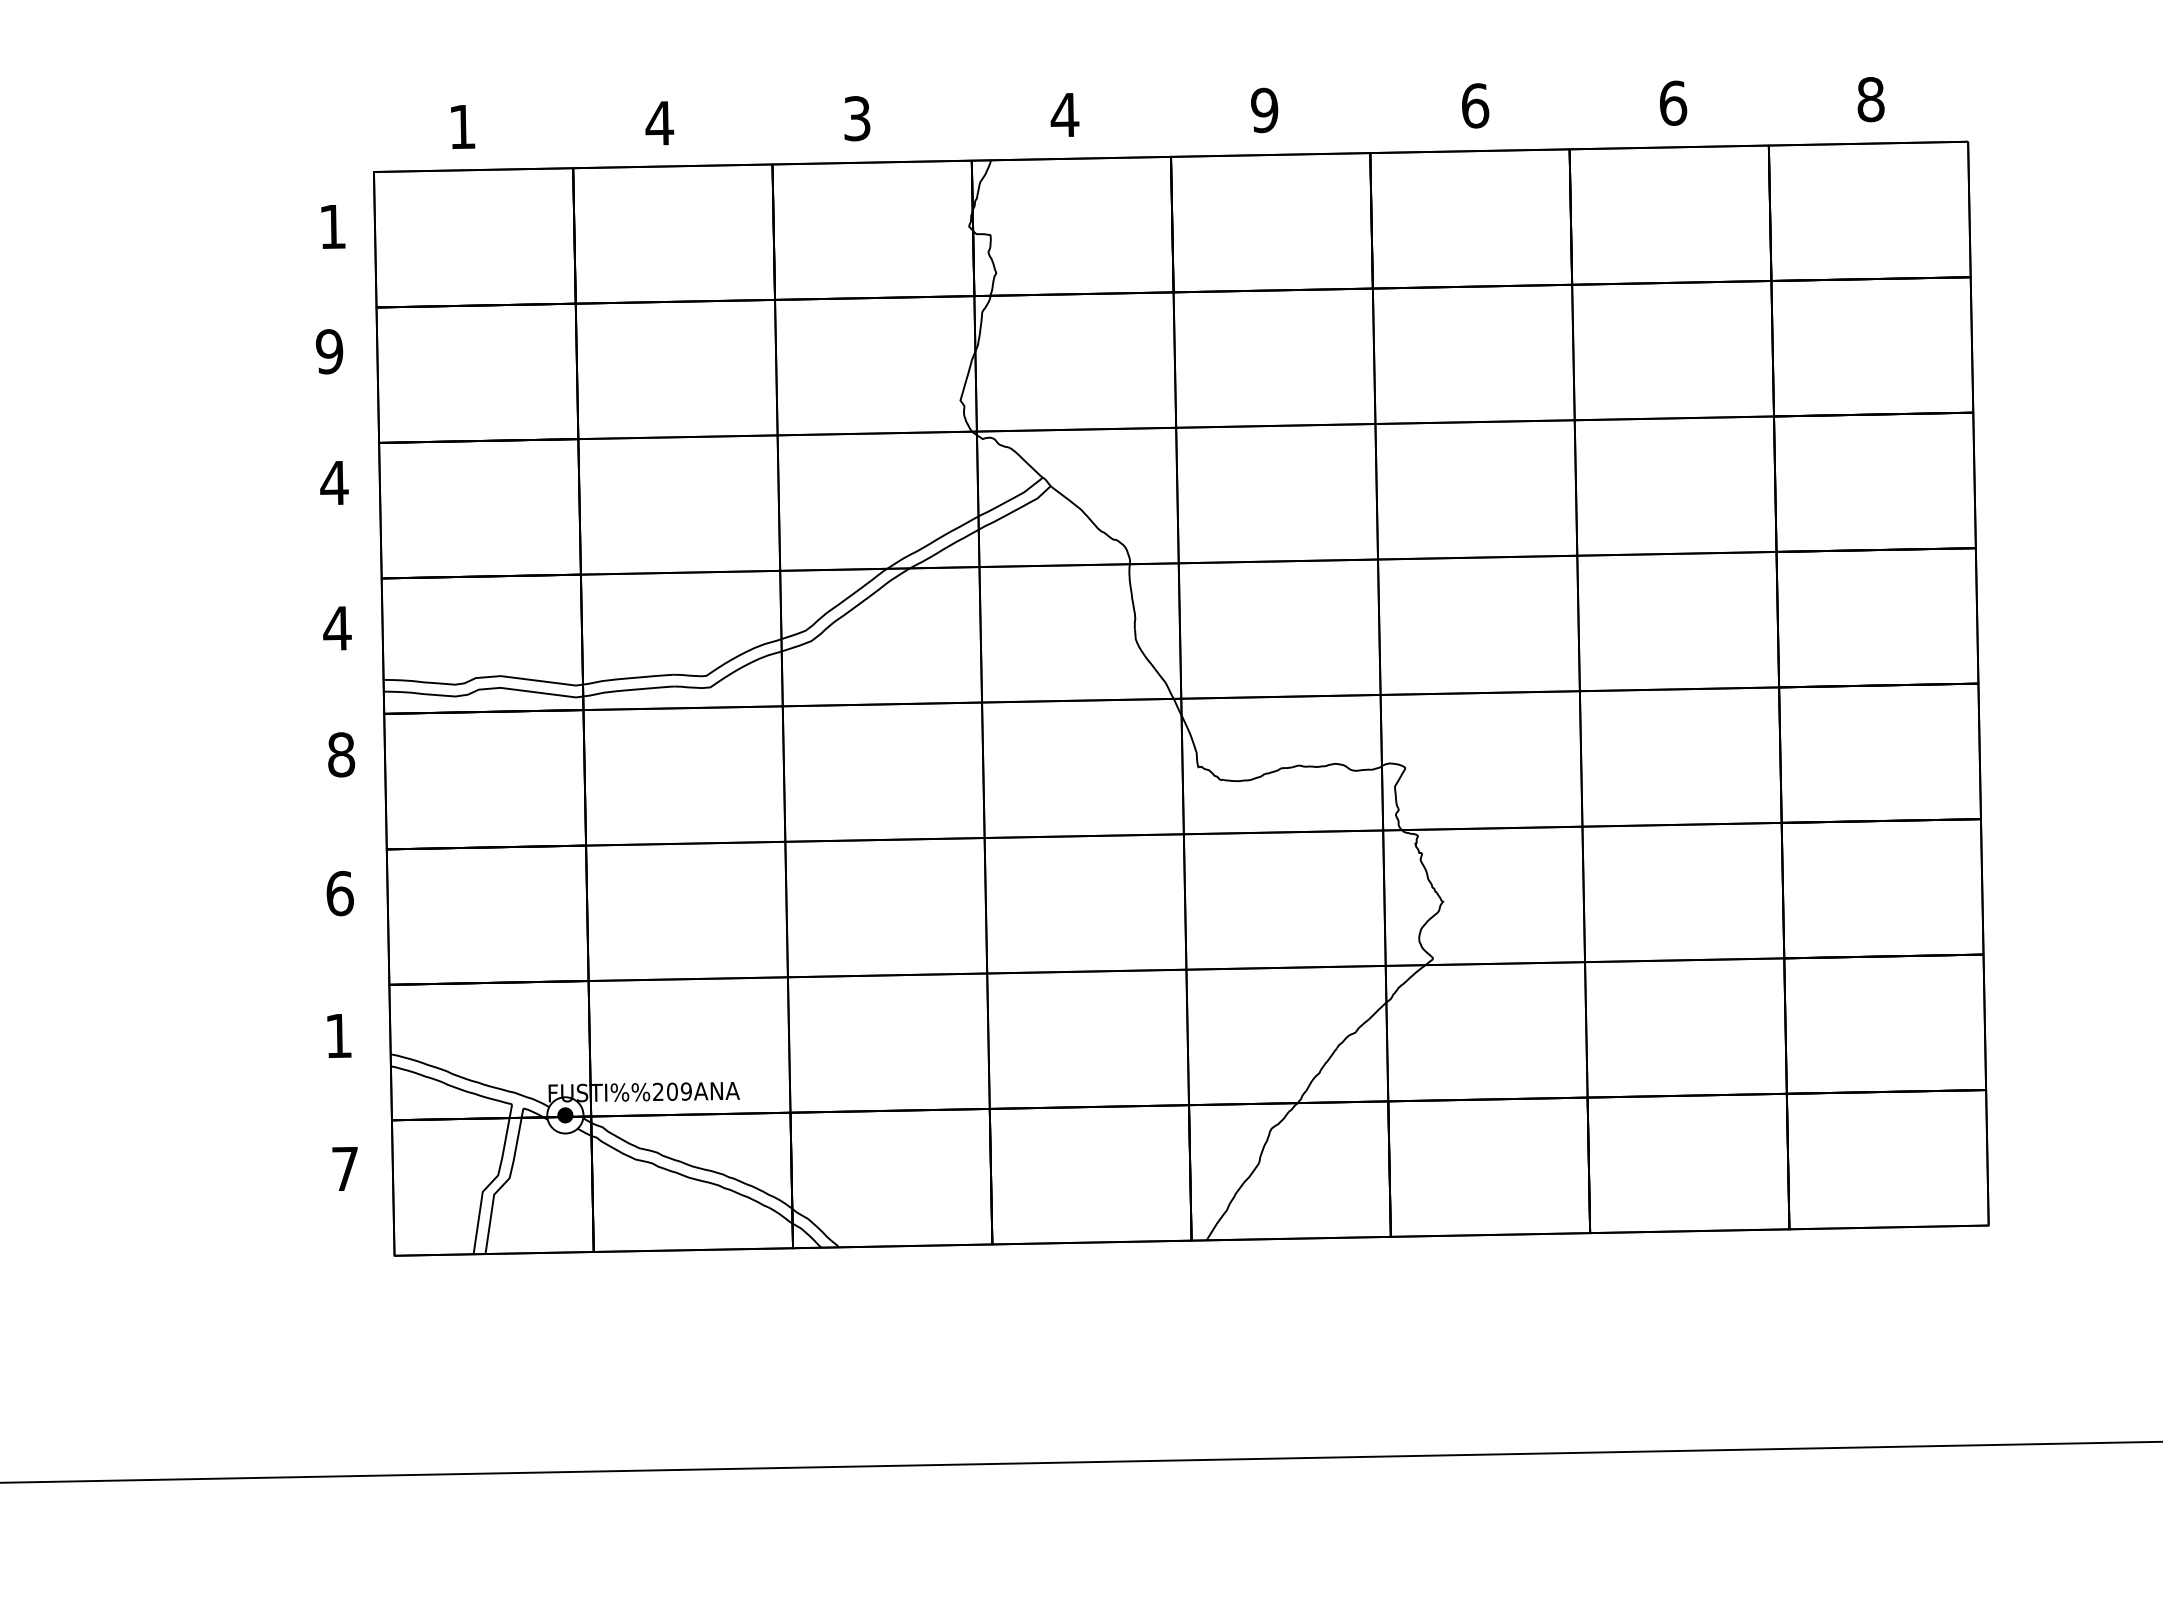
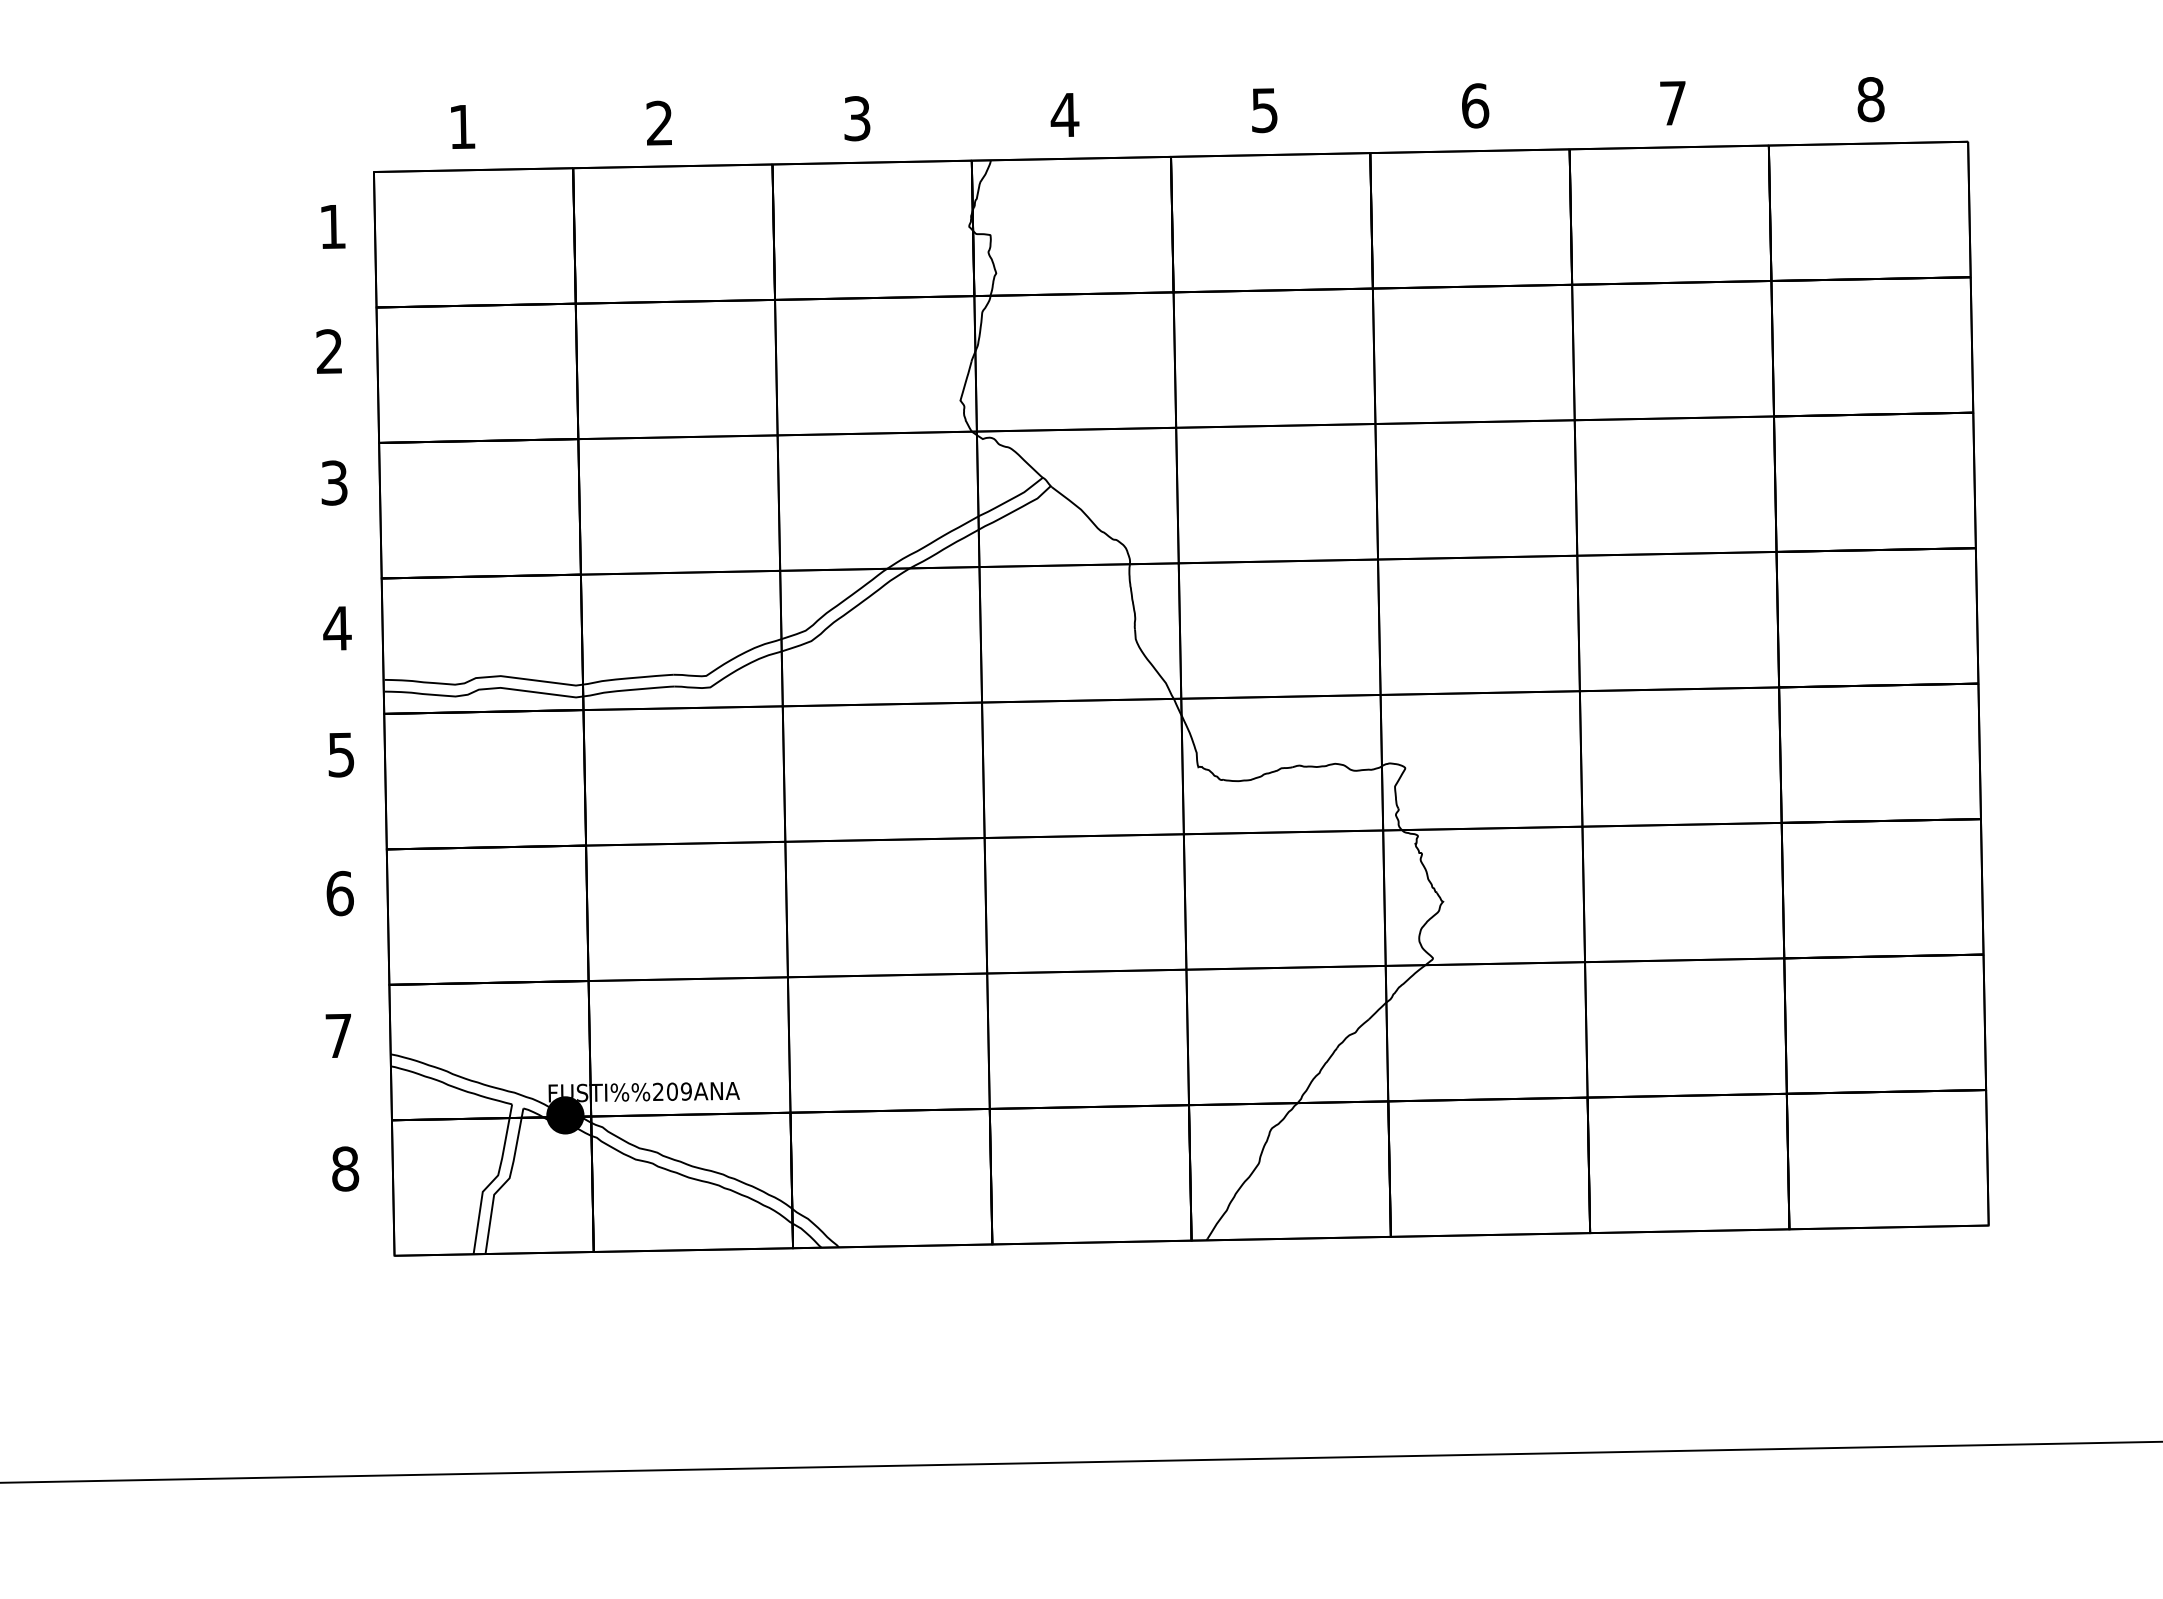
text: 6 -> 7 (1673, 102)
text: 9 -> 5 (1264, 109)
text: 4 -> 2 (659, 122)
text: 9 -> 2 (329, 351)
text: 4 -> 3 (334, 482)
text: 8 -> 5 (341, 754)
text: 1 -> 7 (338, 1035)
fill: none -> present (565, 1115)
fill: none -> present (565, 1115)
text: 7 -> 8 (345, 1168)
